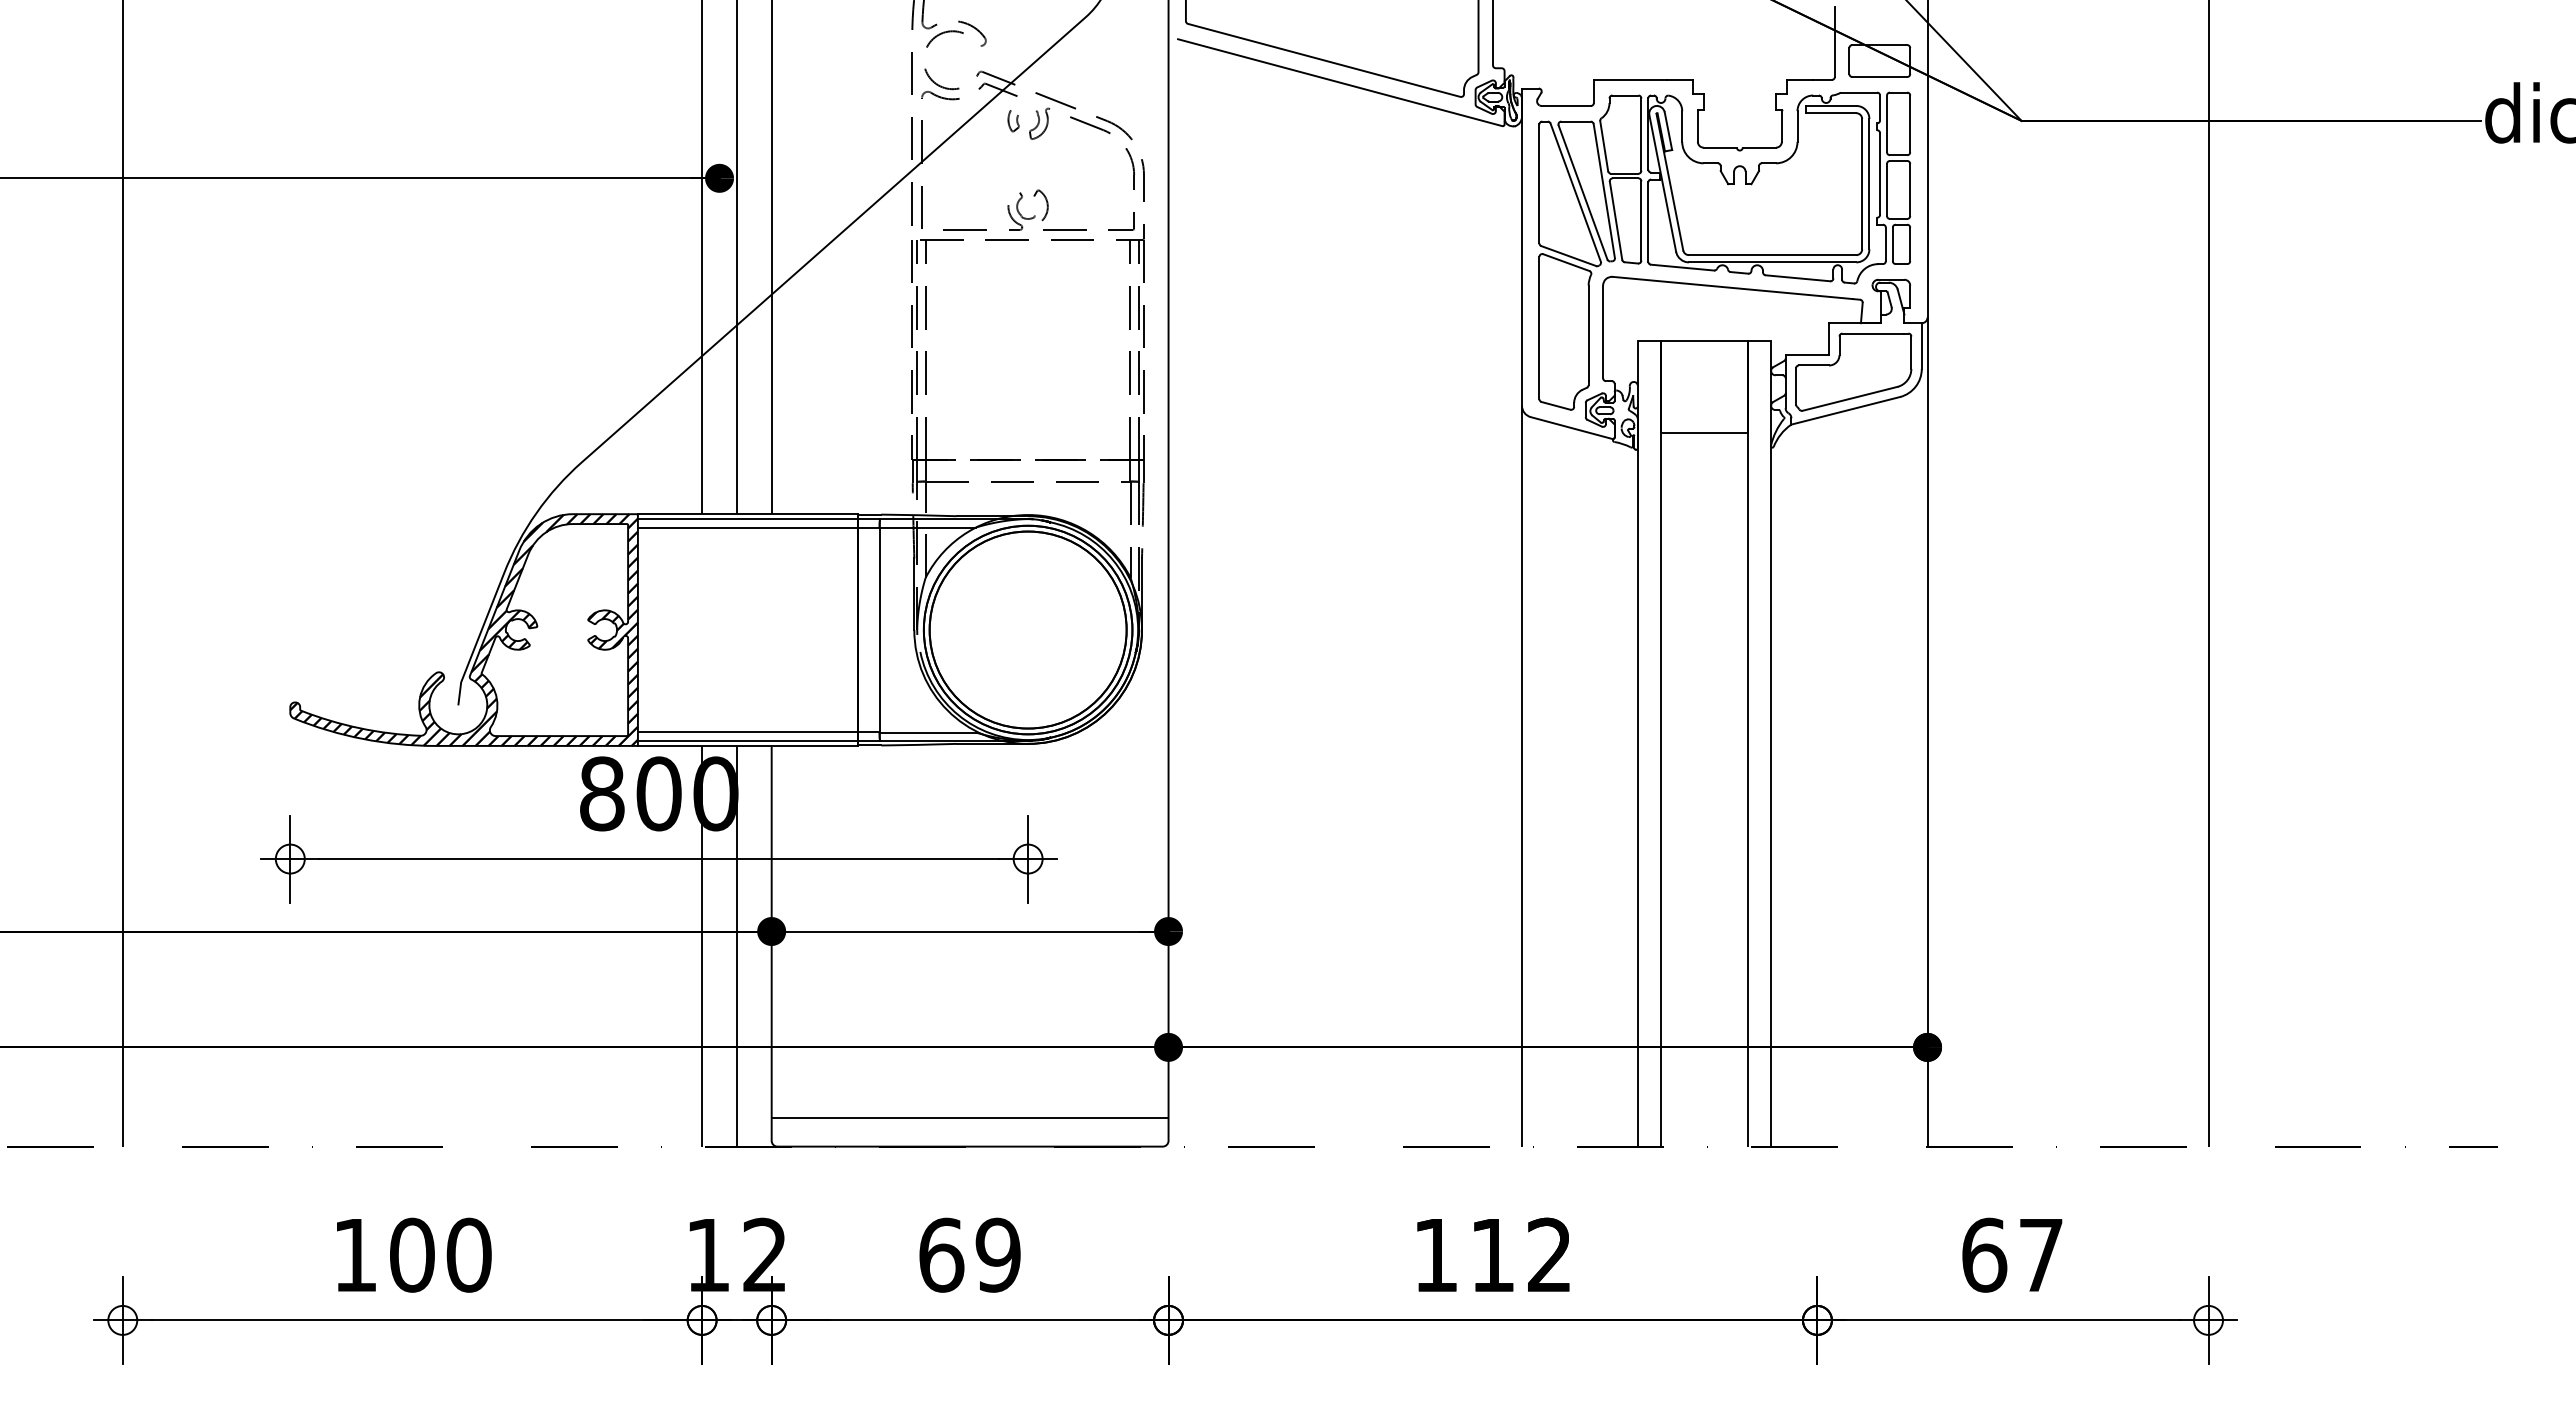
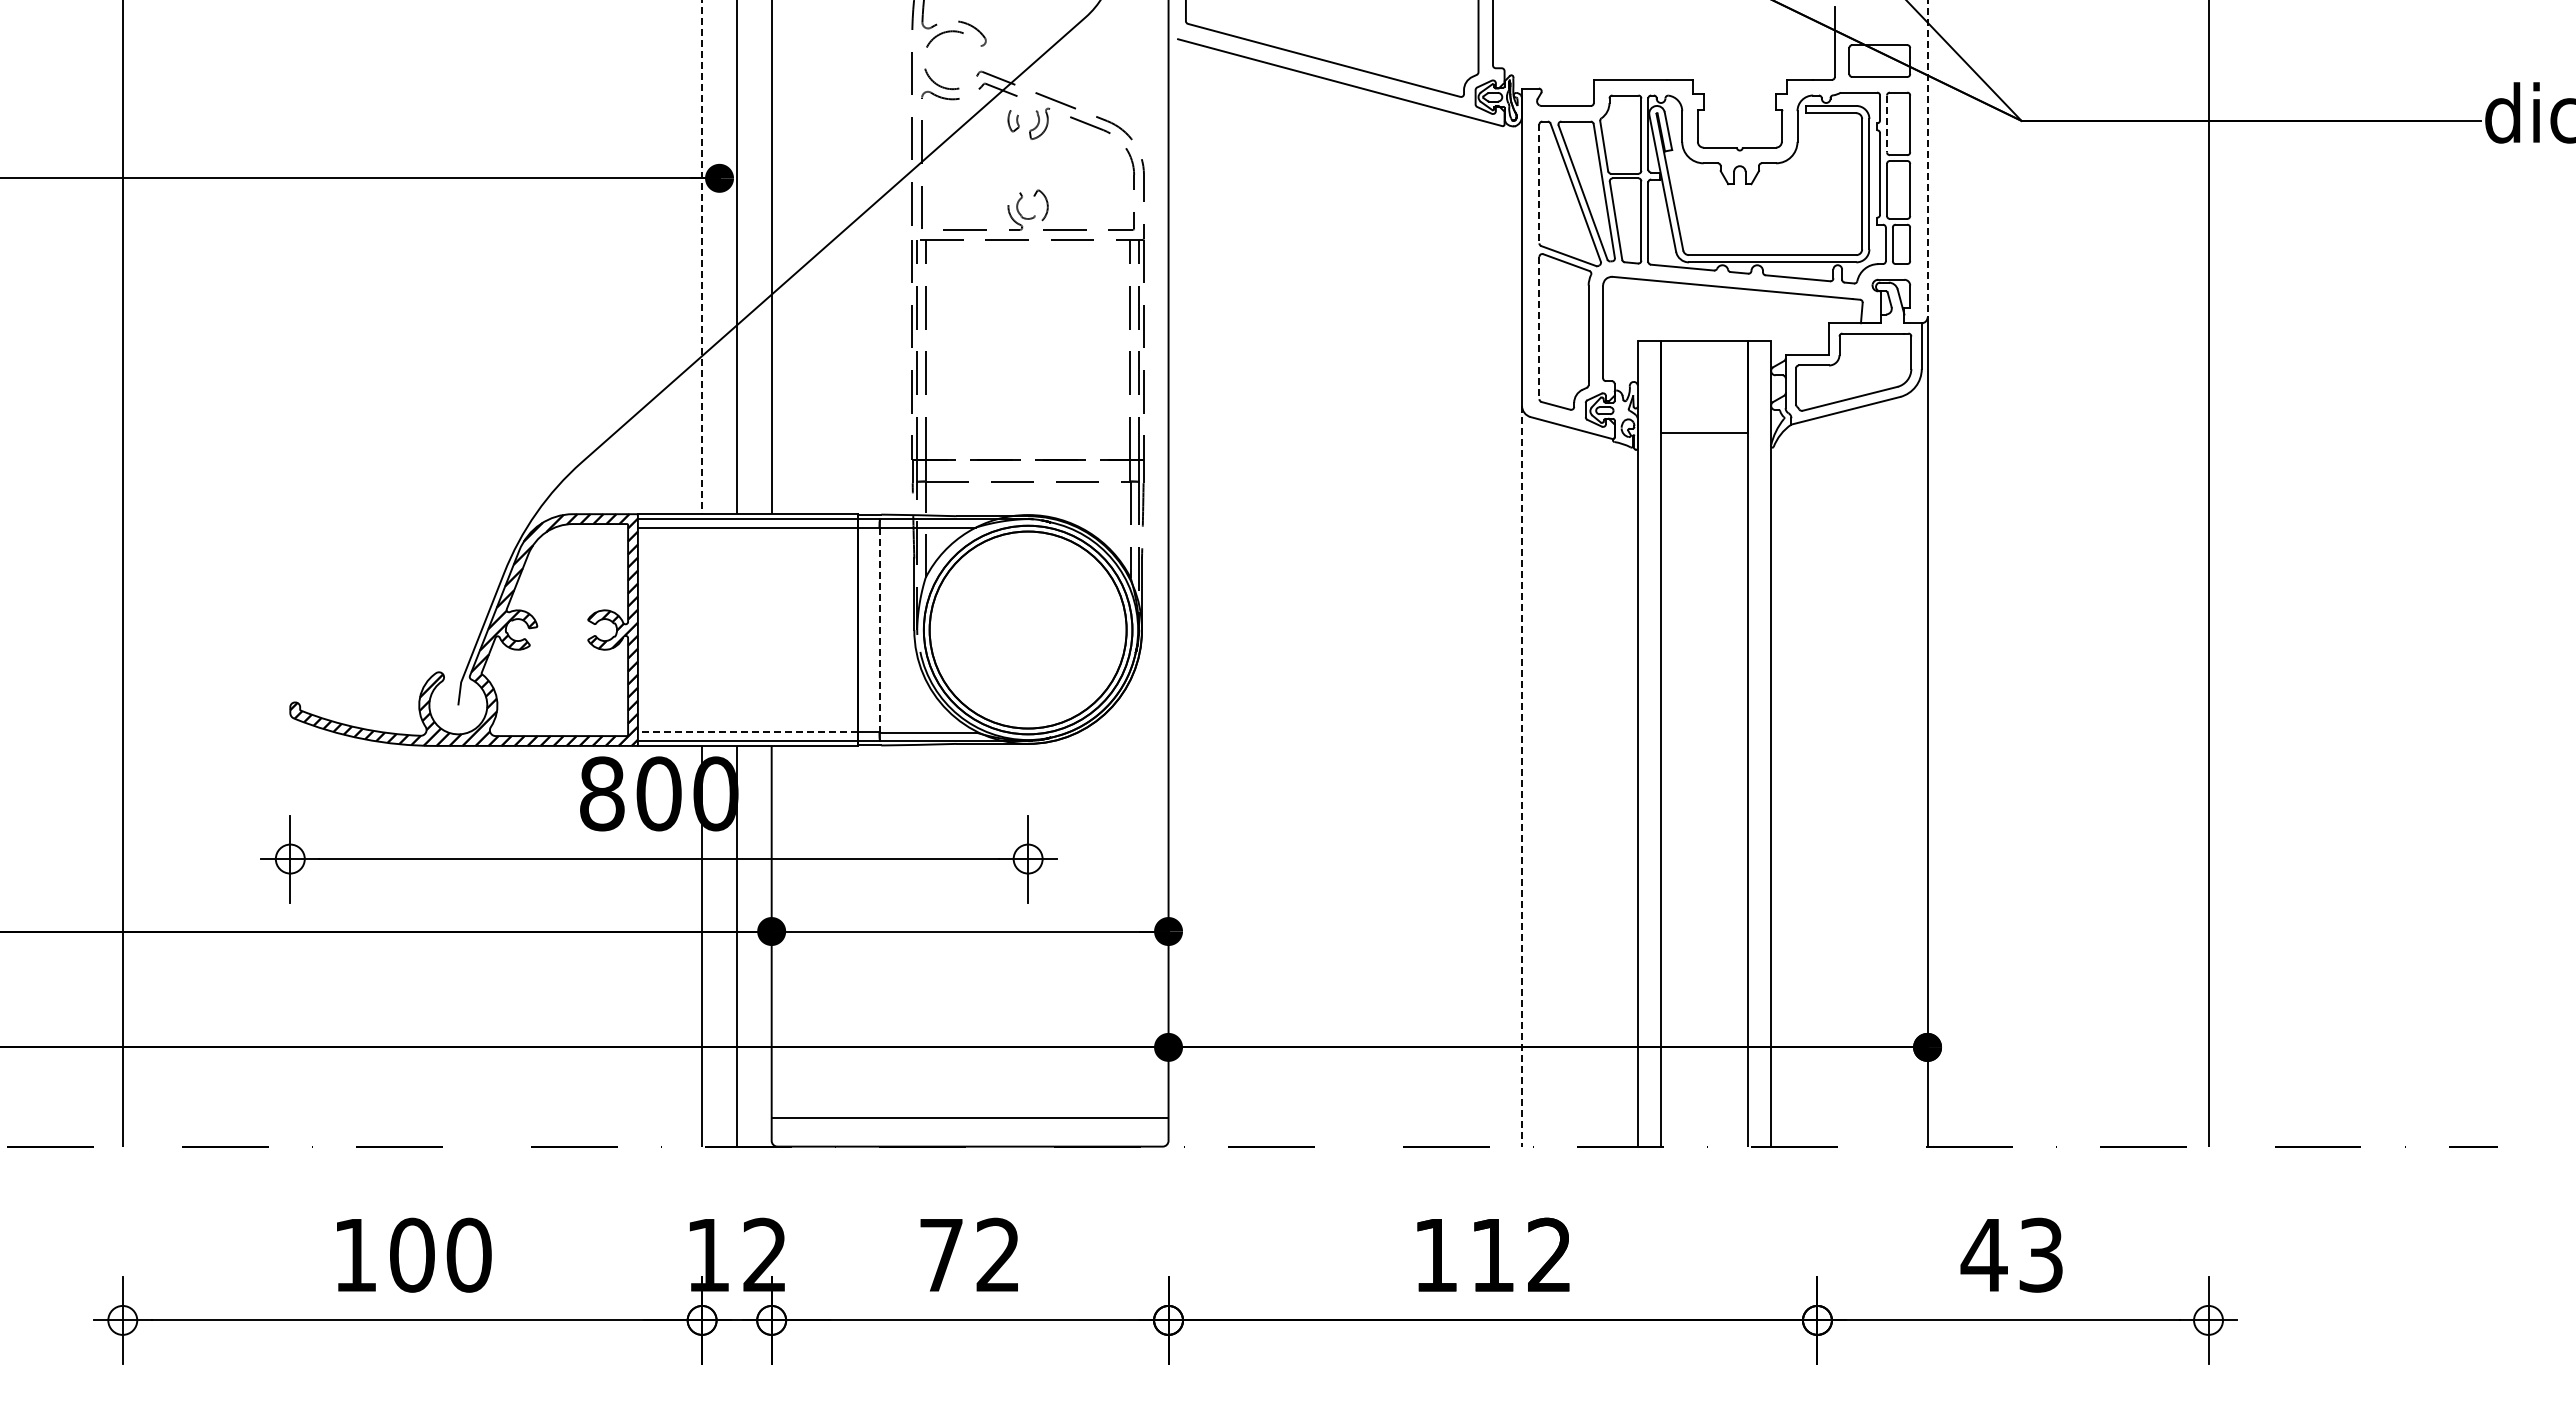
line: solid -> dashed (1887, 124)
line: solid -> dashed (1927, 158)
line: solid -> dashed (1539, 184)
line: solid -> dashed (702, 257)
line: solid -> dashed (1539, 328)
line: solid -> dashed (879, 630)
line: solid -> dashed (747, 732)
line: solid -> dashed (1522, 776)
text: 69 -> 72 (969, 1254)
text: 67 -> 43 (2011, 1254)
